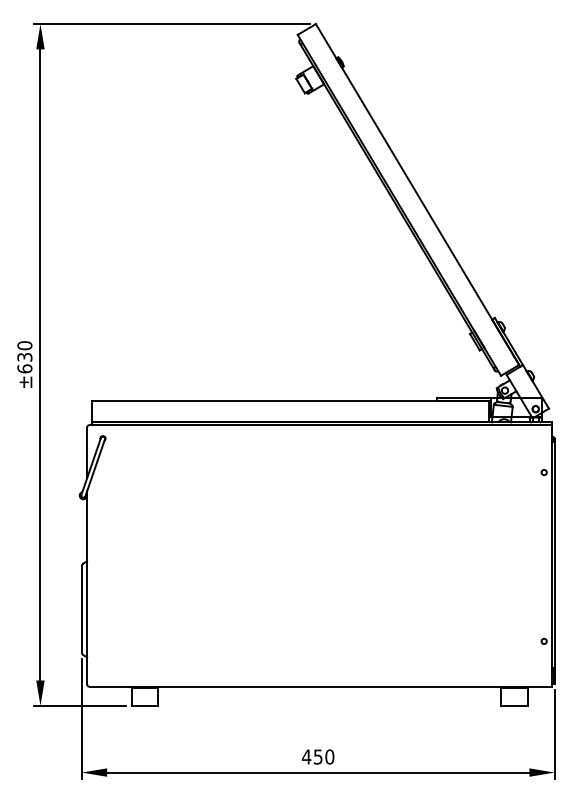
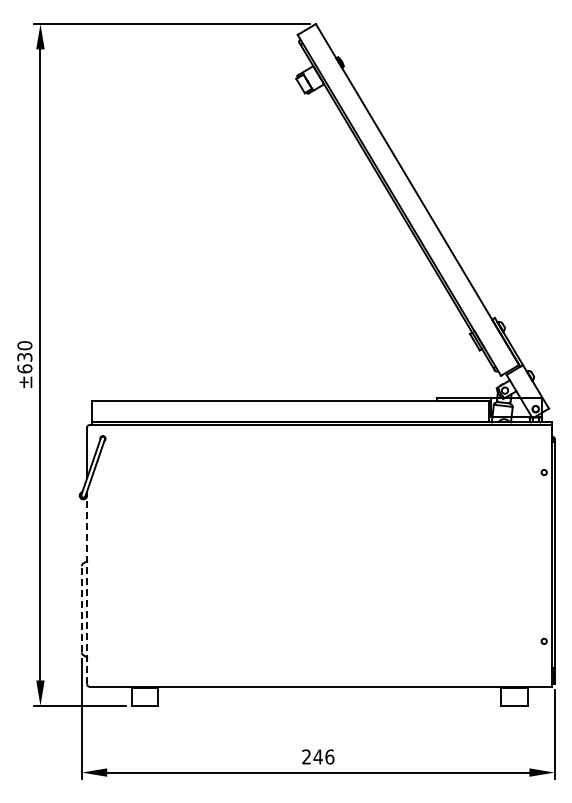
line: solid -> dashed (87, 587)
line: solid -> dashed (81, 608)
text: 450 -> 246 (317, 756)
